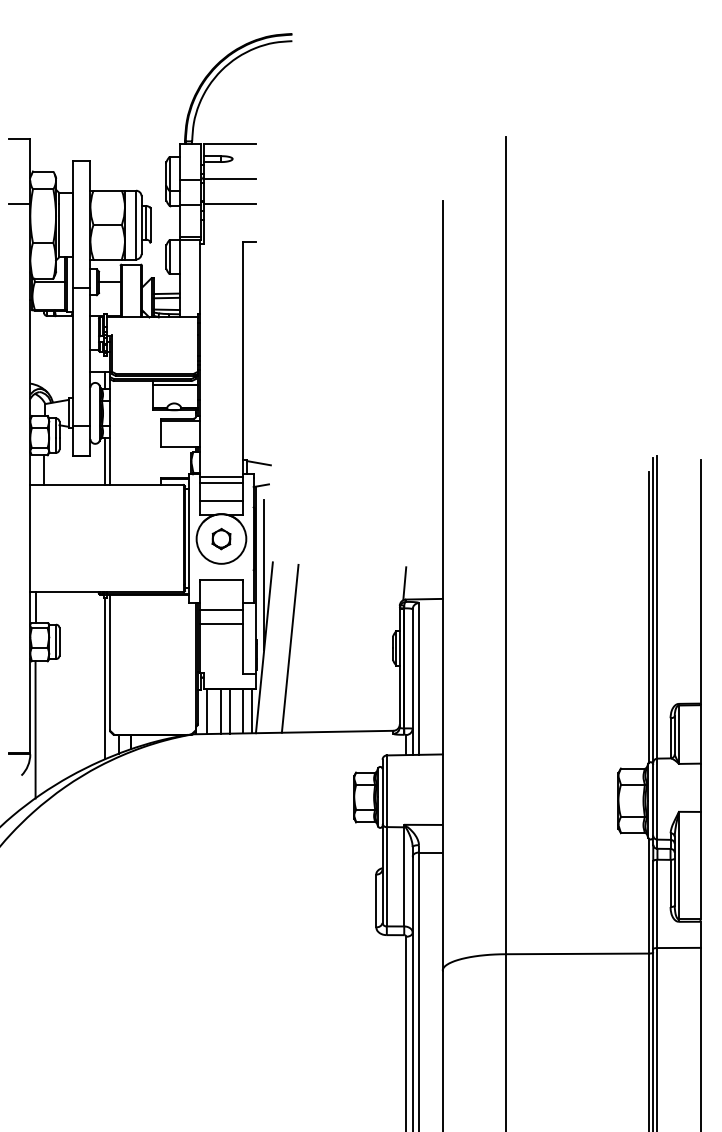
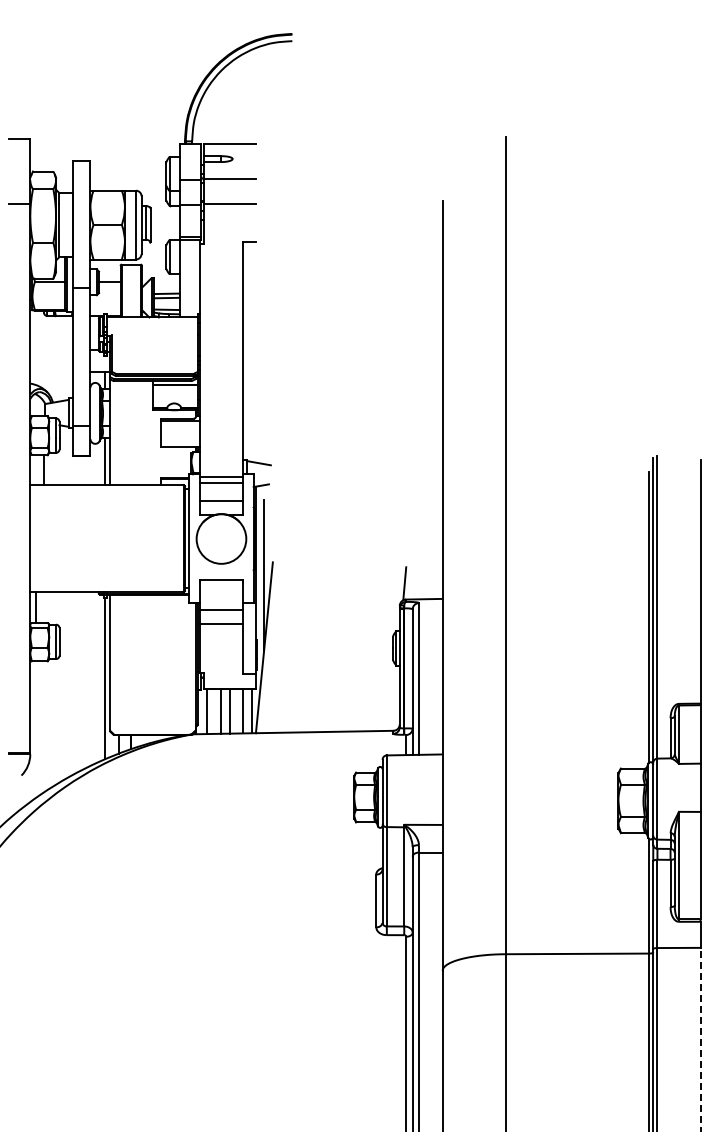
part: present -> none (221, 538)
line: present -> none (289, 648)
line: present -> none (35, 729)
line: solid -> dashed (700, 1039)
